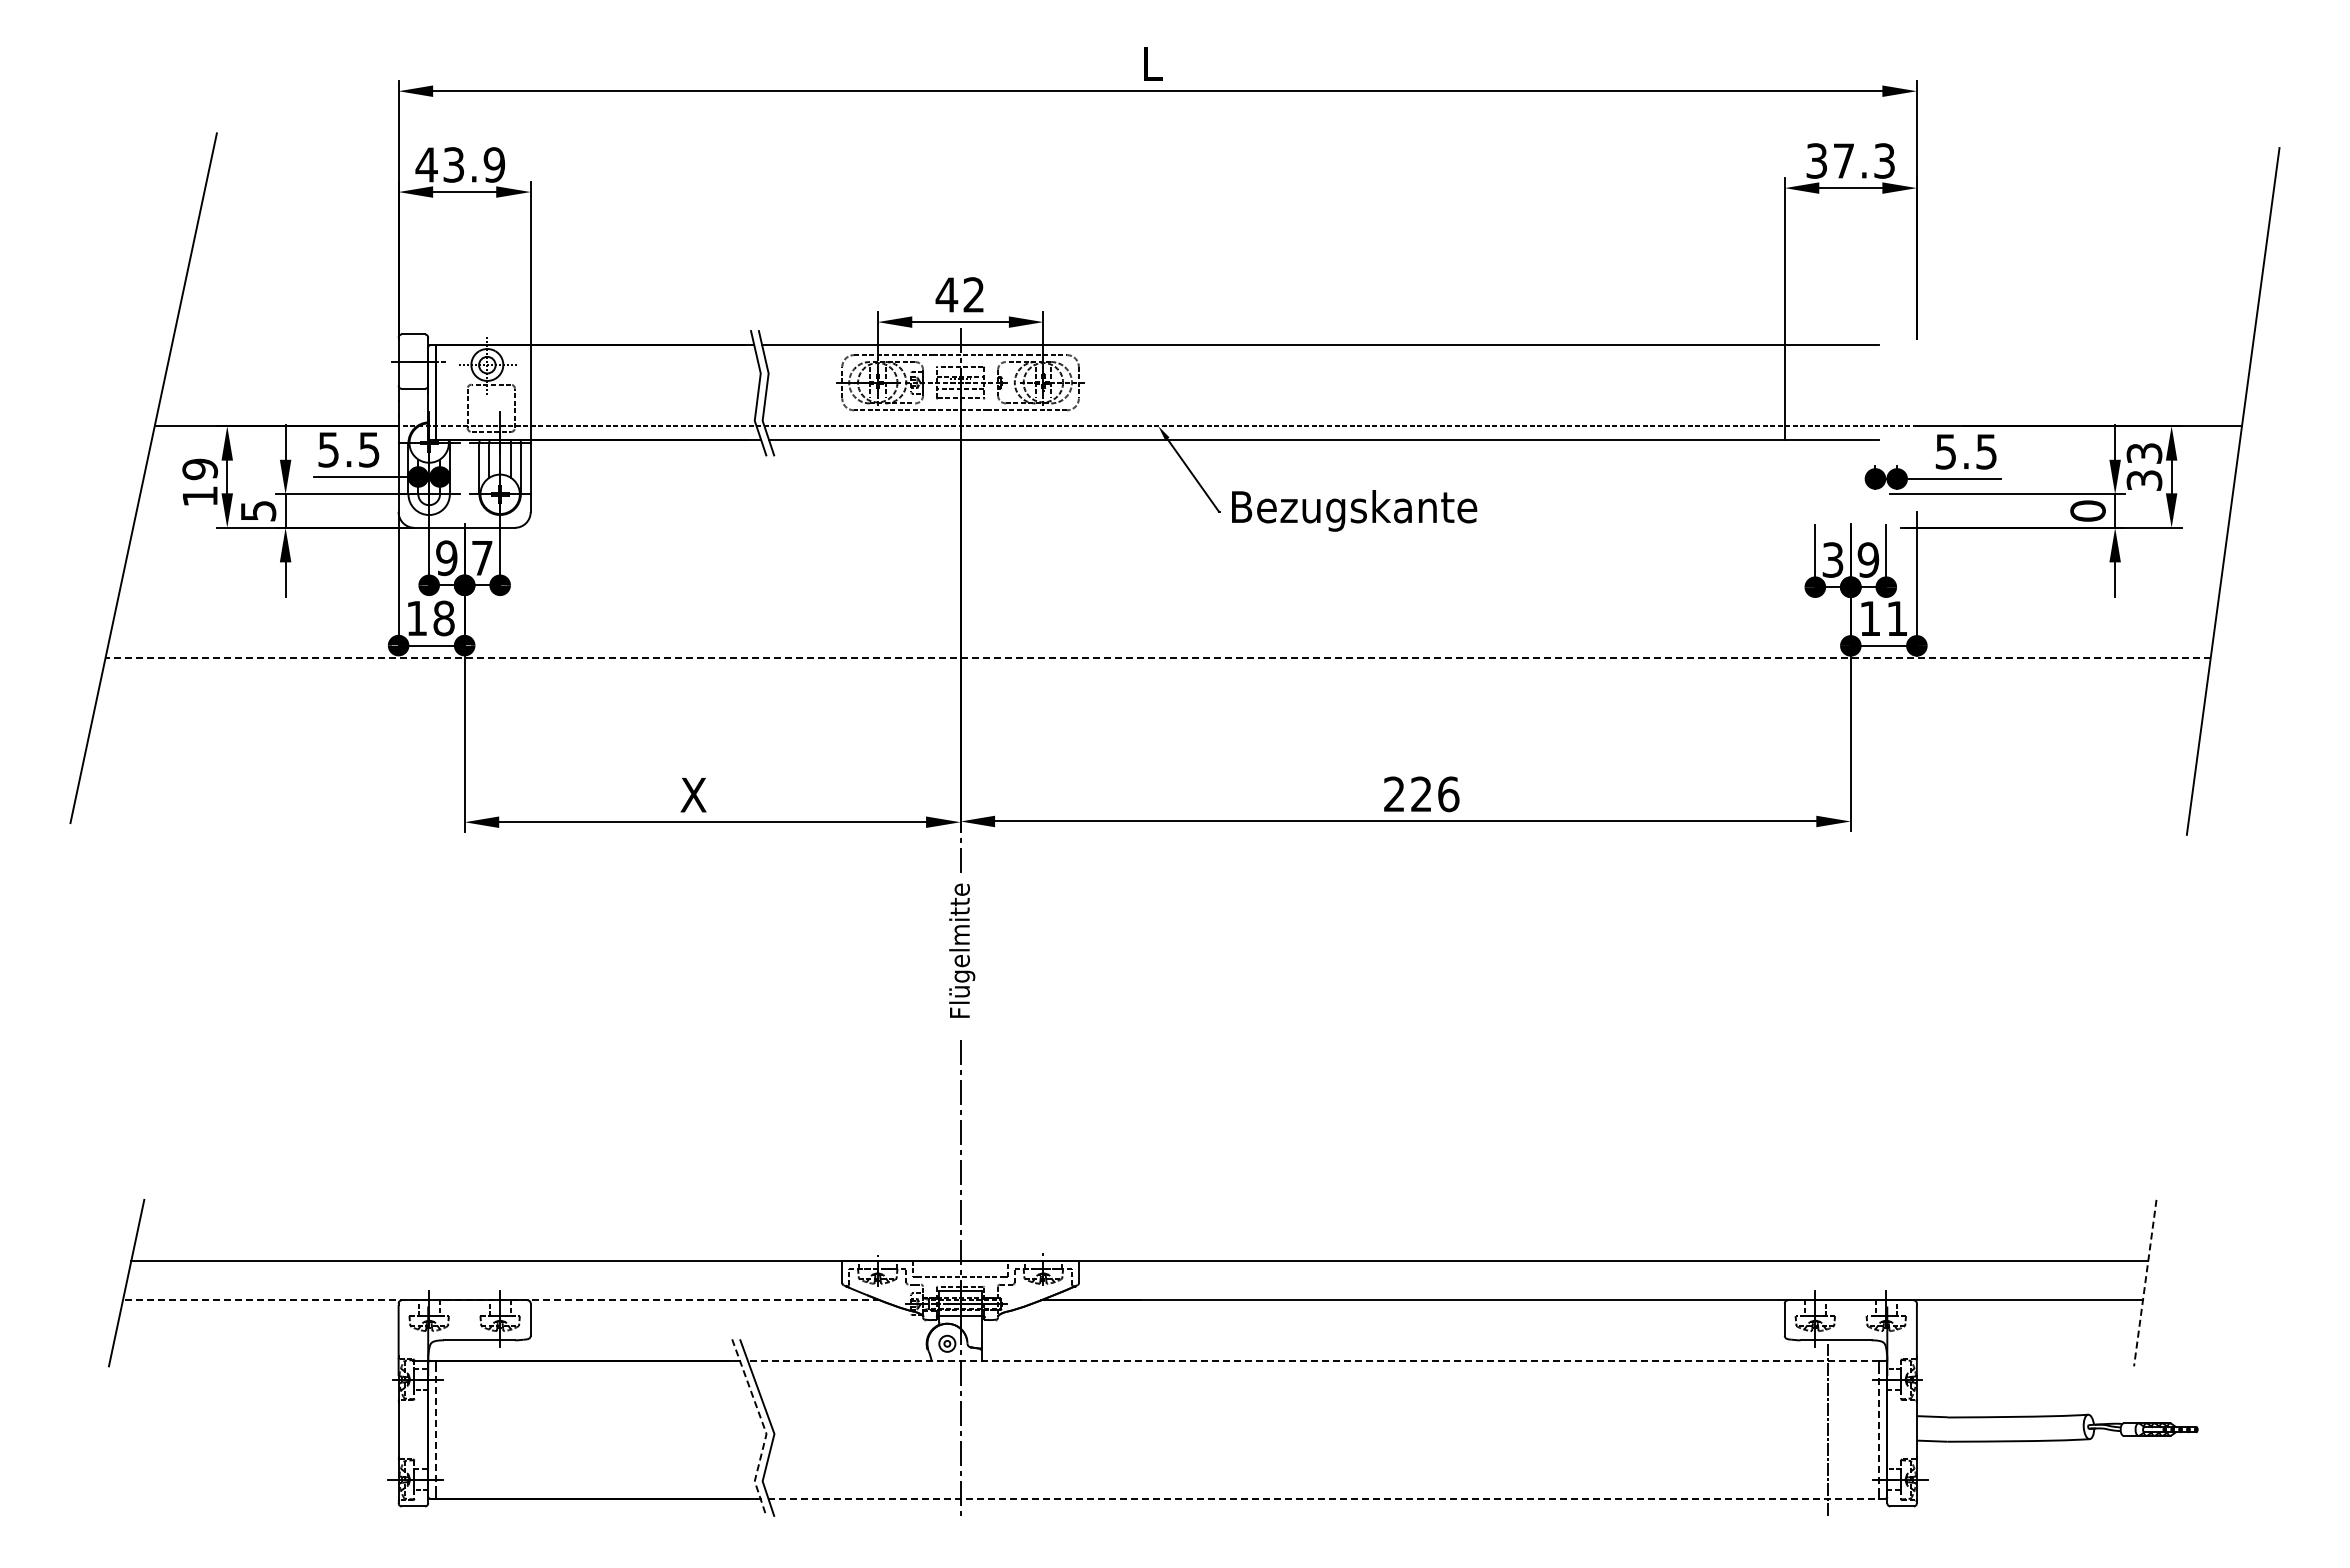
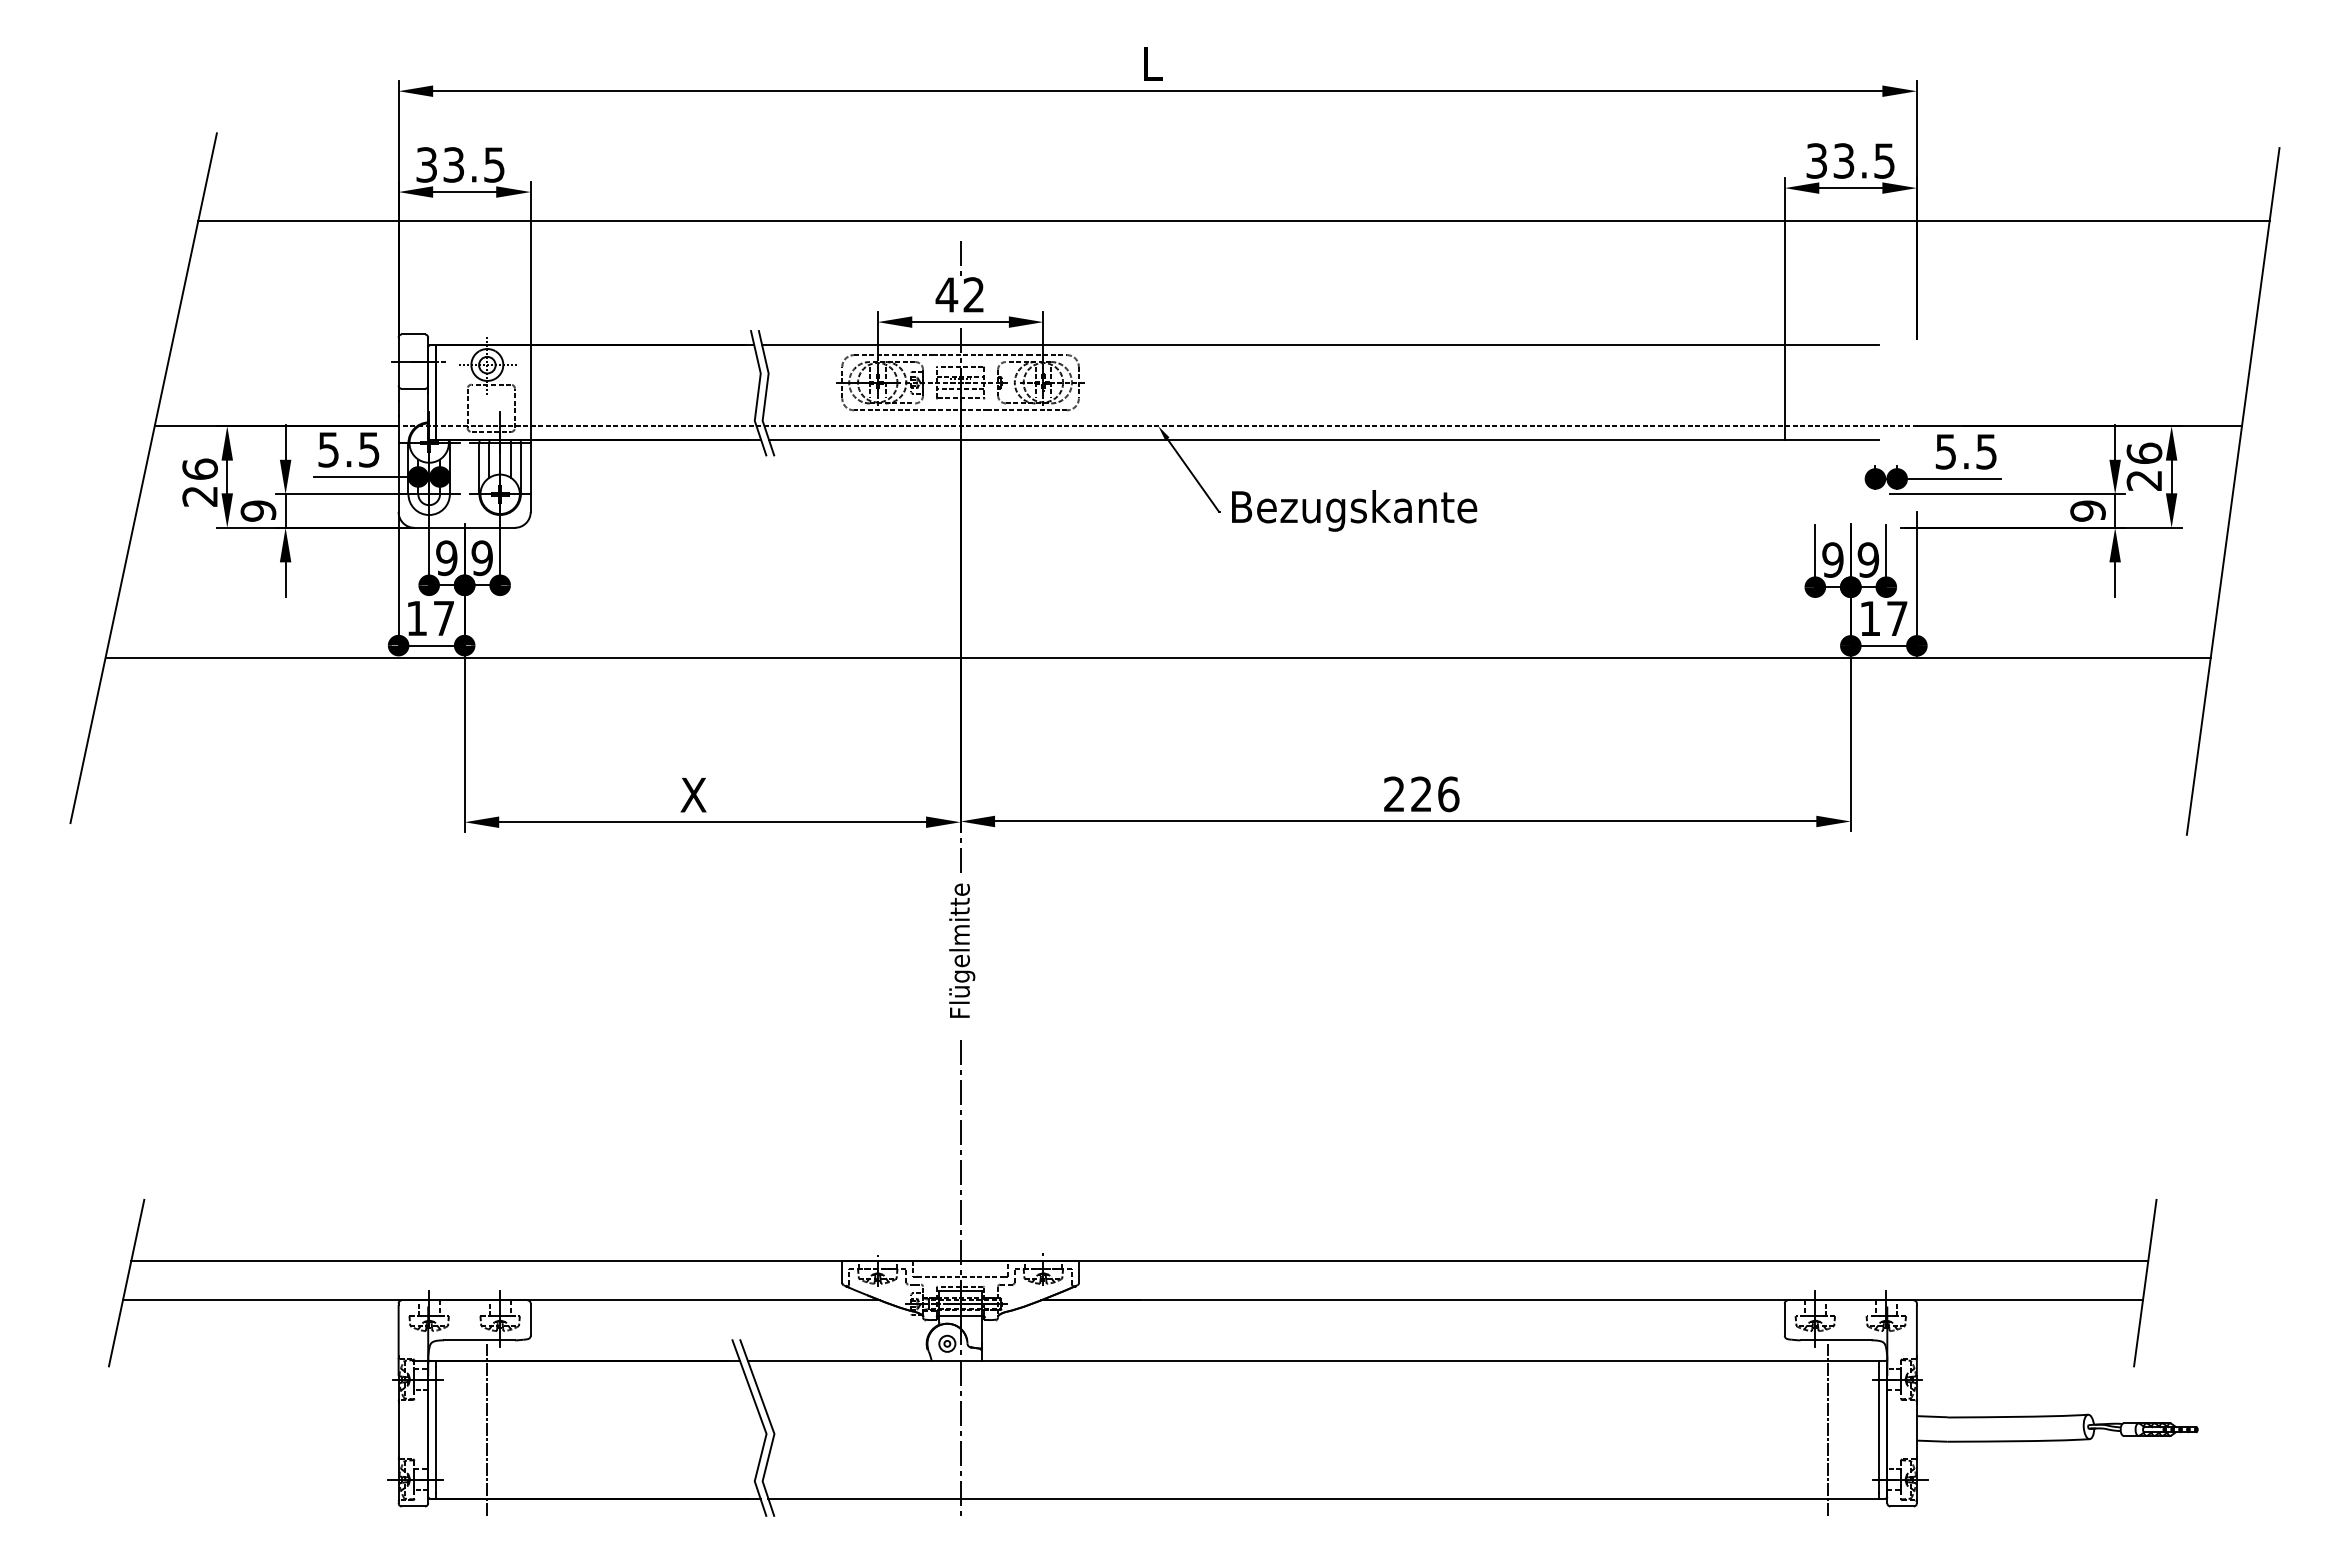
text: 37.3 -> 33.5 (1863, 160)
text: 43.9 -> 33.5 (460, 164)
line: none -> present (1233, 221)
line: none -> present (960, 257)
text: 33 -> 26 (2144, 466)
text: 19 -> 26 (199, 482)
text: 5 -> 9 (258, 510)
text: 0 -> 9 (2087, 510)
text: 7 -> 9 (481, 558)
text: 3 -> 9 (1832, 559)
text: 18 -> 17 (443, 618)
text: 11 -> 17 (1897, 618)
line: dashed -> solid (1158, 657)
line: dashed -> solid (2145, 1283)
line: dashed -> solid (501, 1300)
line: dashed -> solid (1313, 1360)
line: dashed -> solid (764, 1428)
line: dashed -> solid (436, 1429)
line: none -> present (487, 1429)
line: dashed -> solid (1879, 1430)
line: dashed -> solid (1324, 1498)
